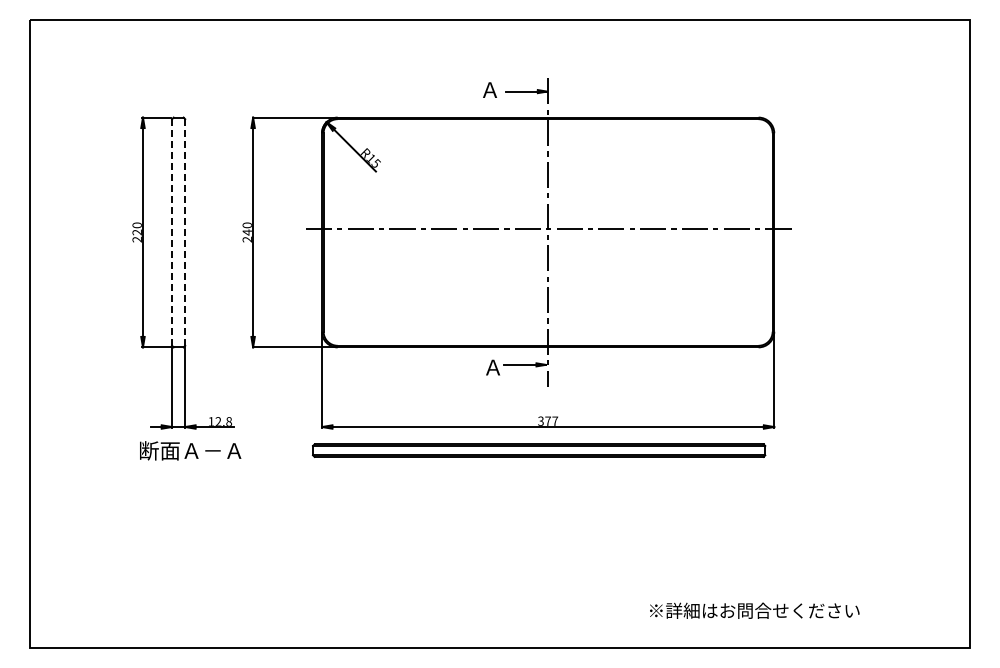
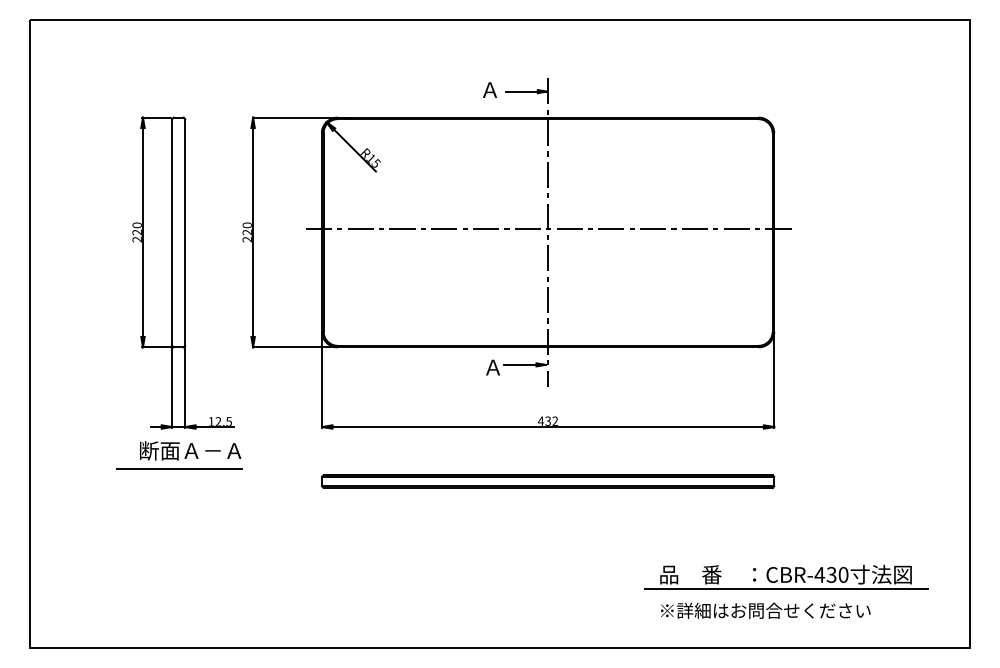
line: dashed -> solid (172, 232)
line: dashed -> solid (185, 232)
text: 240 -> 220 (246, 232)
text: 377 -> 432 (547, 420)
text: 12.8 -> 12.5 (229, 421)
part position: (539, 450) -> (548, 481) (548, 481)
line: none -> present (179, 469)
part: none -> present (786, 576)
text position: (754, 610) -> (765, 610) (765, 610)
